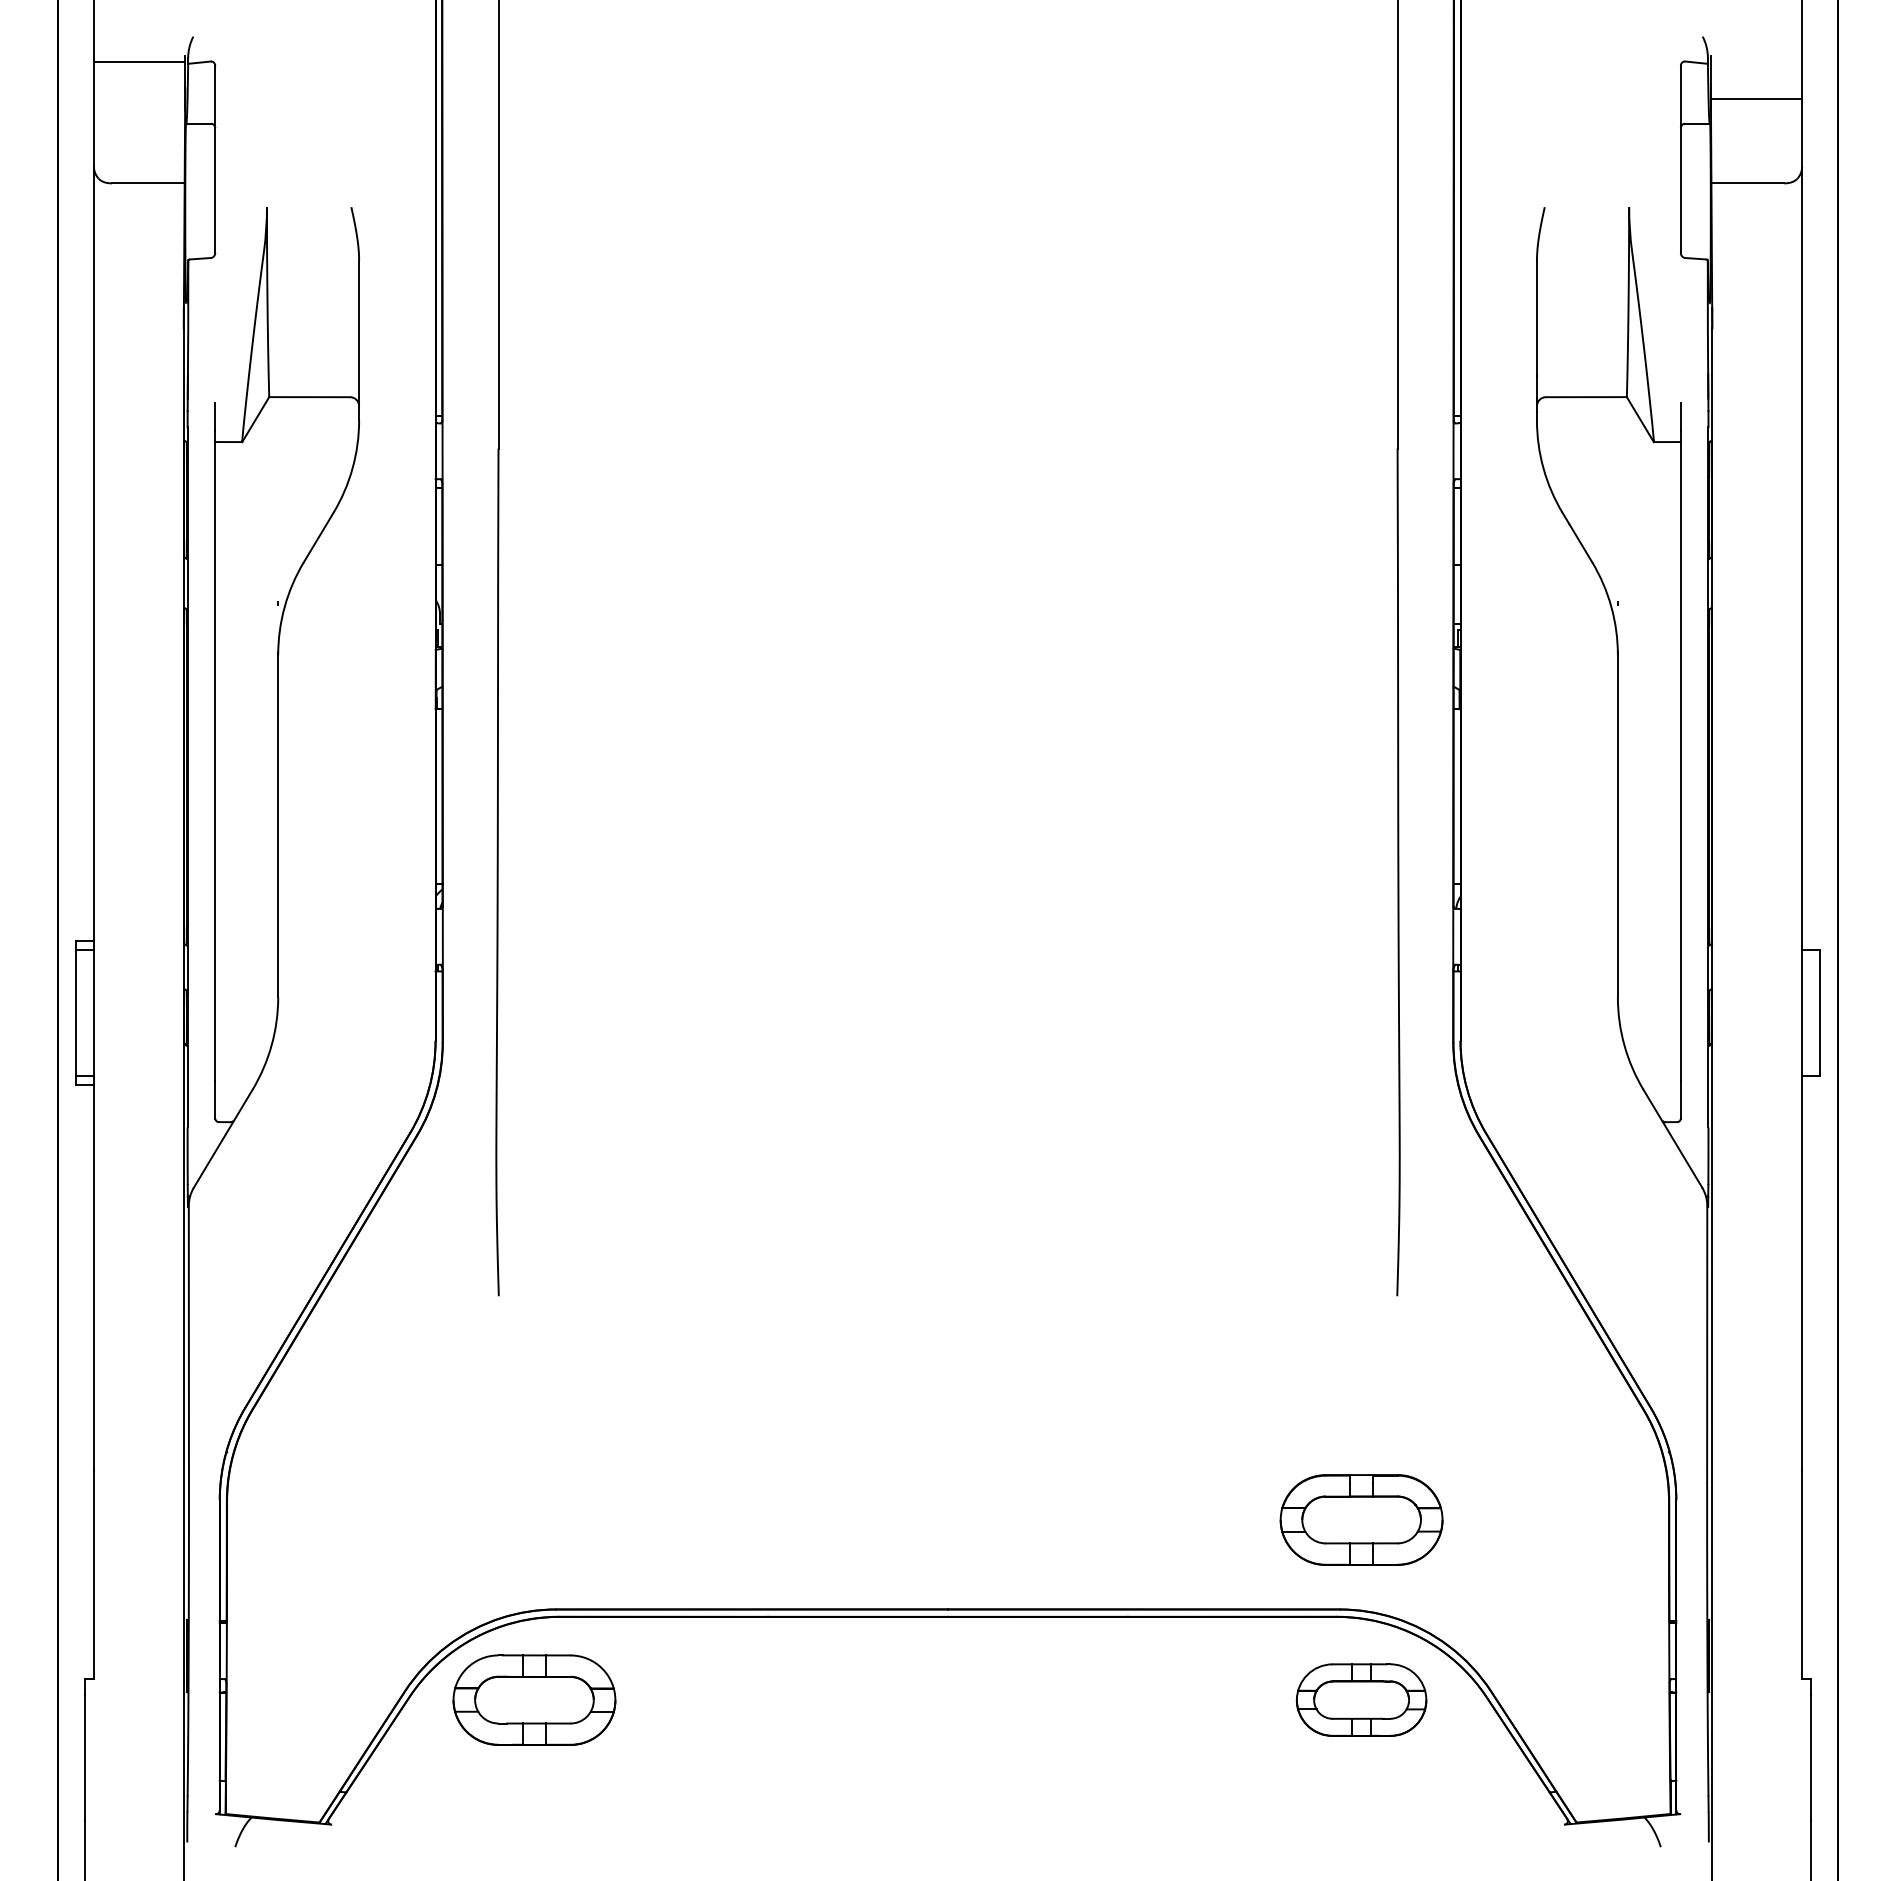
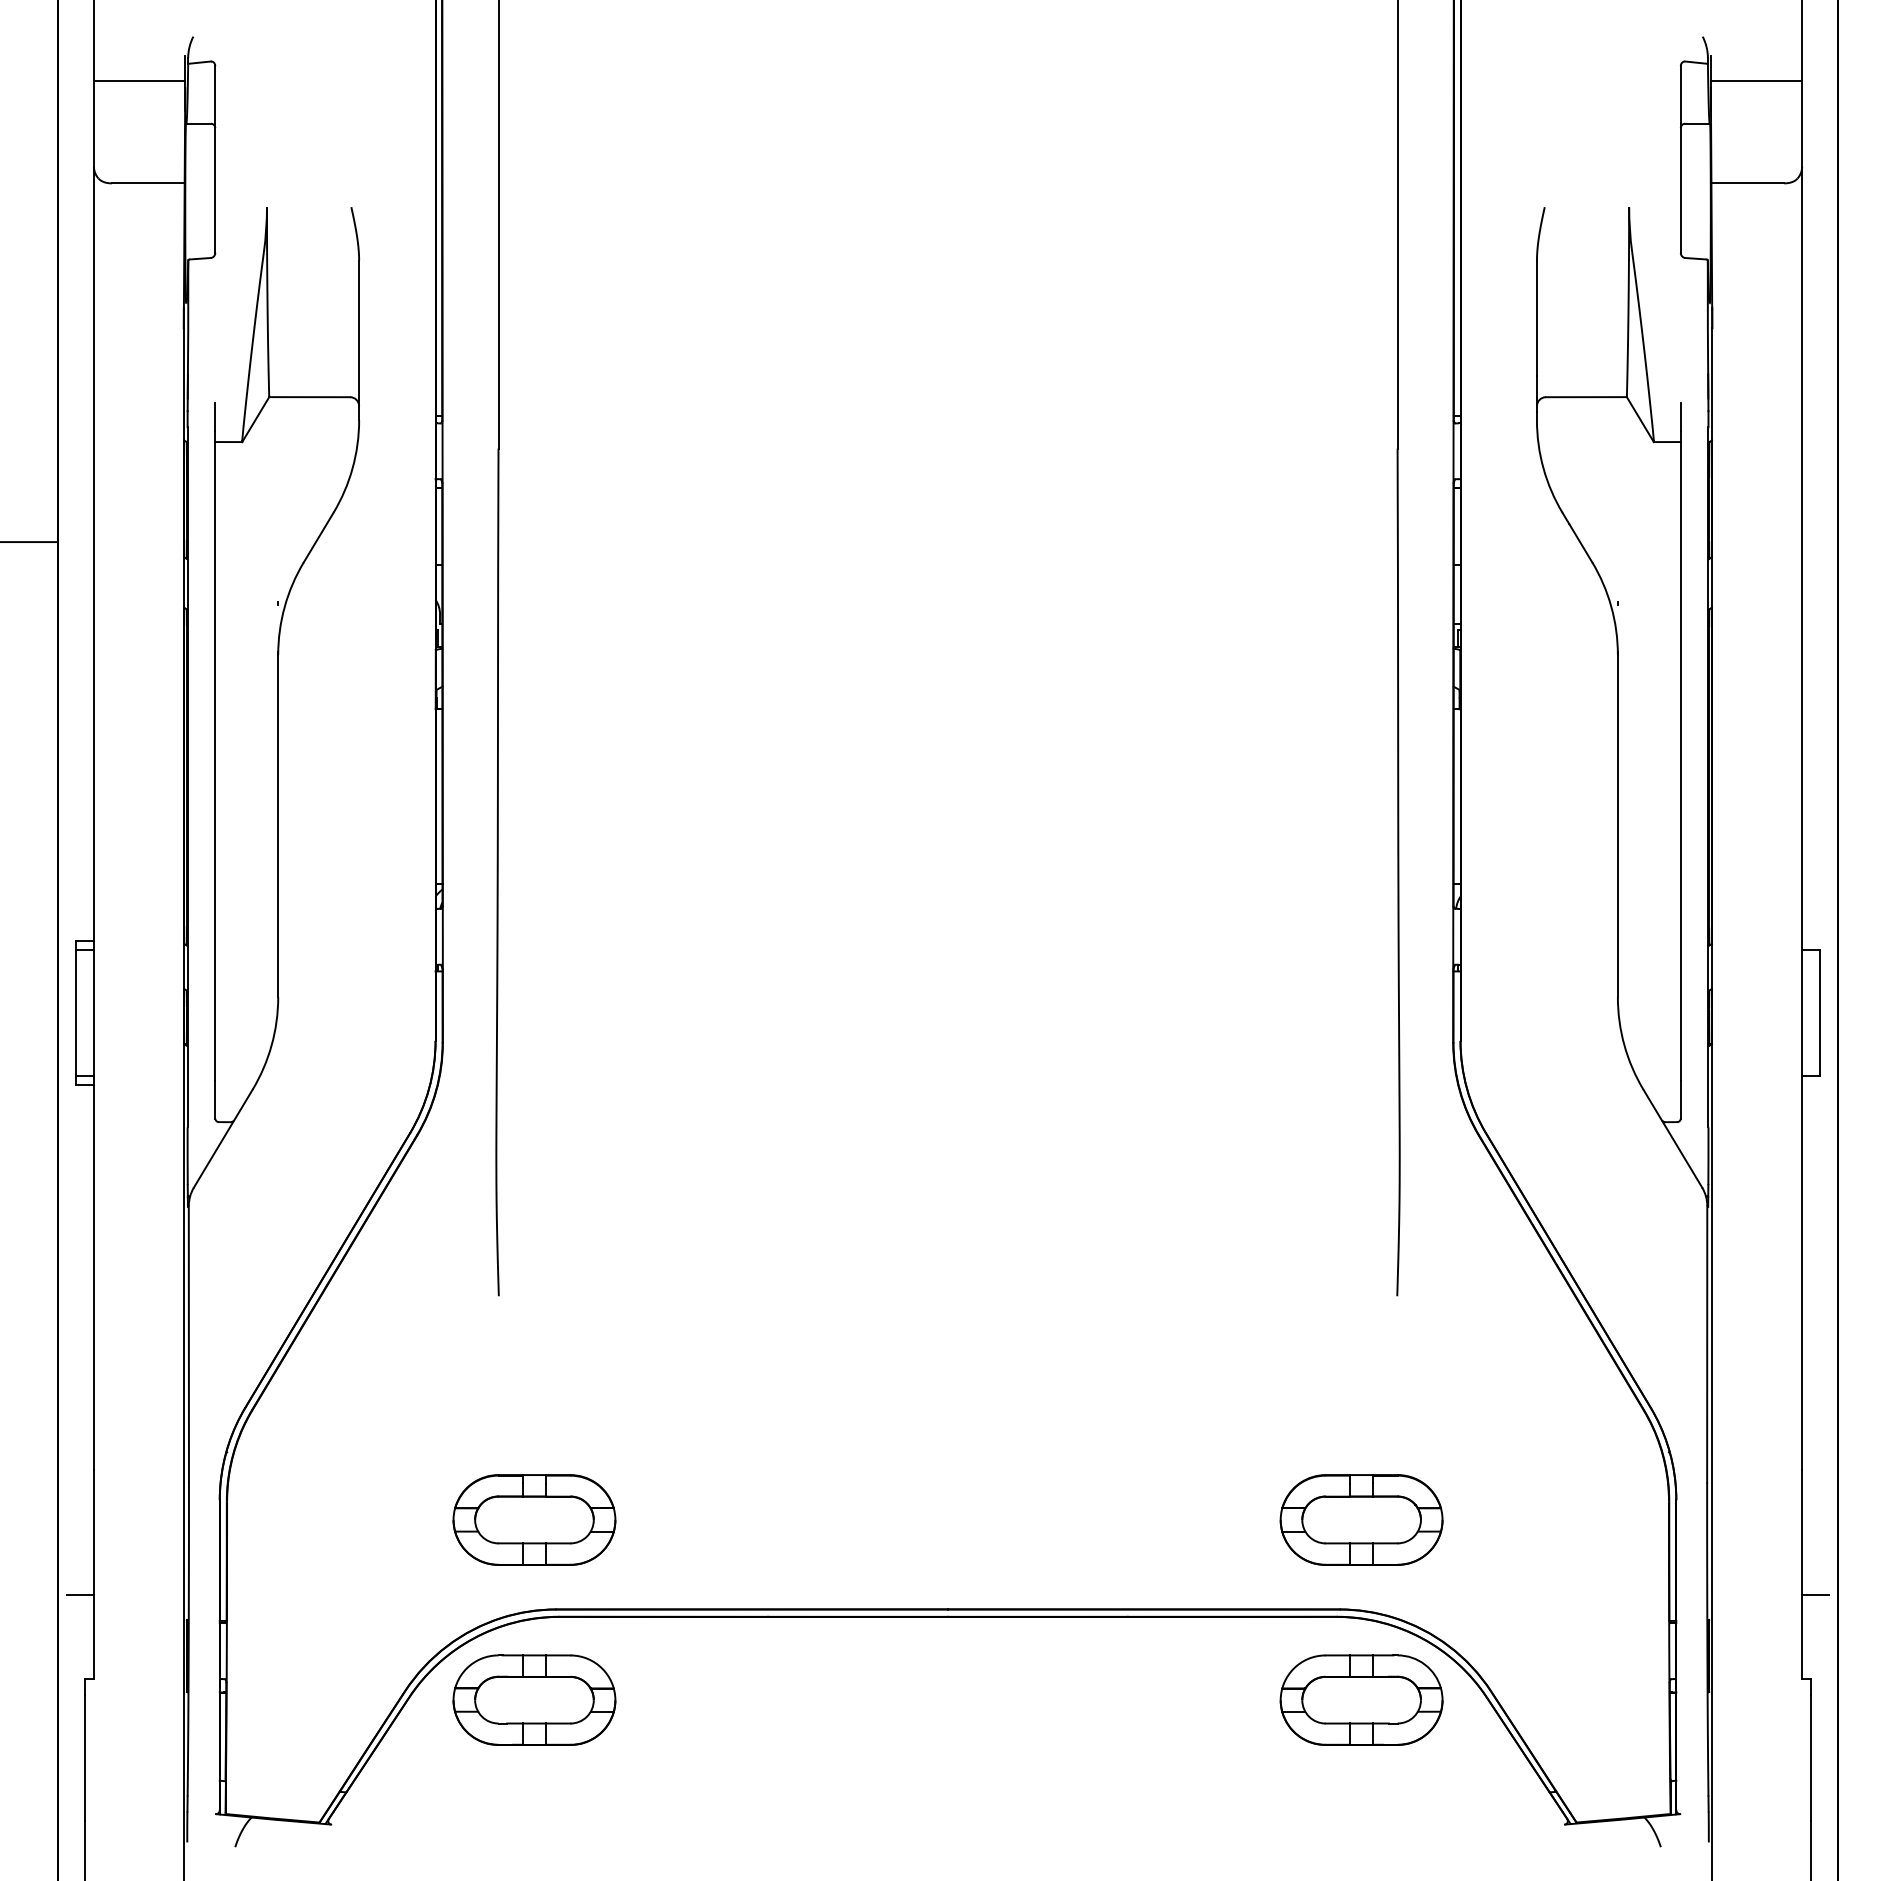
line position: (139, 62) -> (139, 81) (139, 81)
line position: (1756, 99) -> (1756, 81) (1756, 81)
line: none -> present (29, 542)
part: none -> present (534, 1519)
line: none -> present (79, 1594)
line: none -> present (1815, 1594)
part size: 133x74 px -> 165x92 px (1361, 1699)
